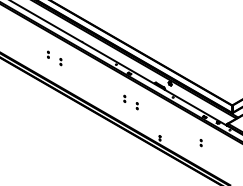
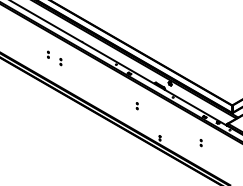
part: present -> none (124, 98)
